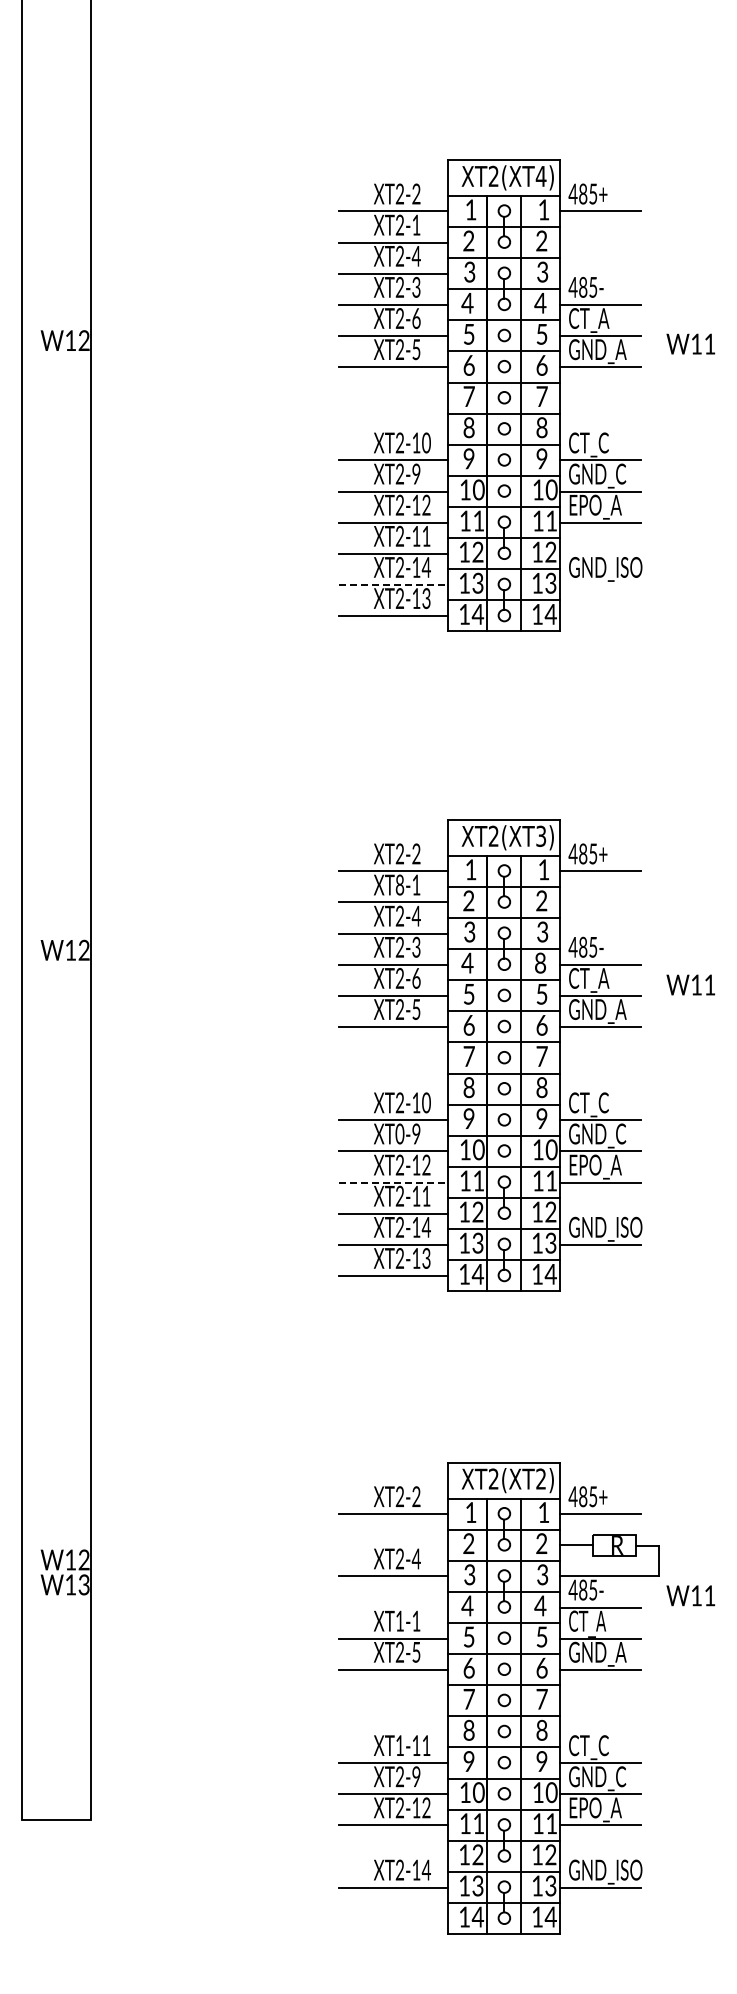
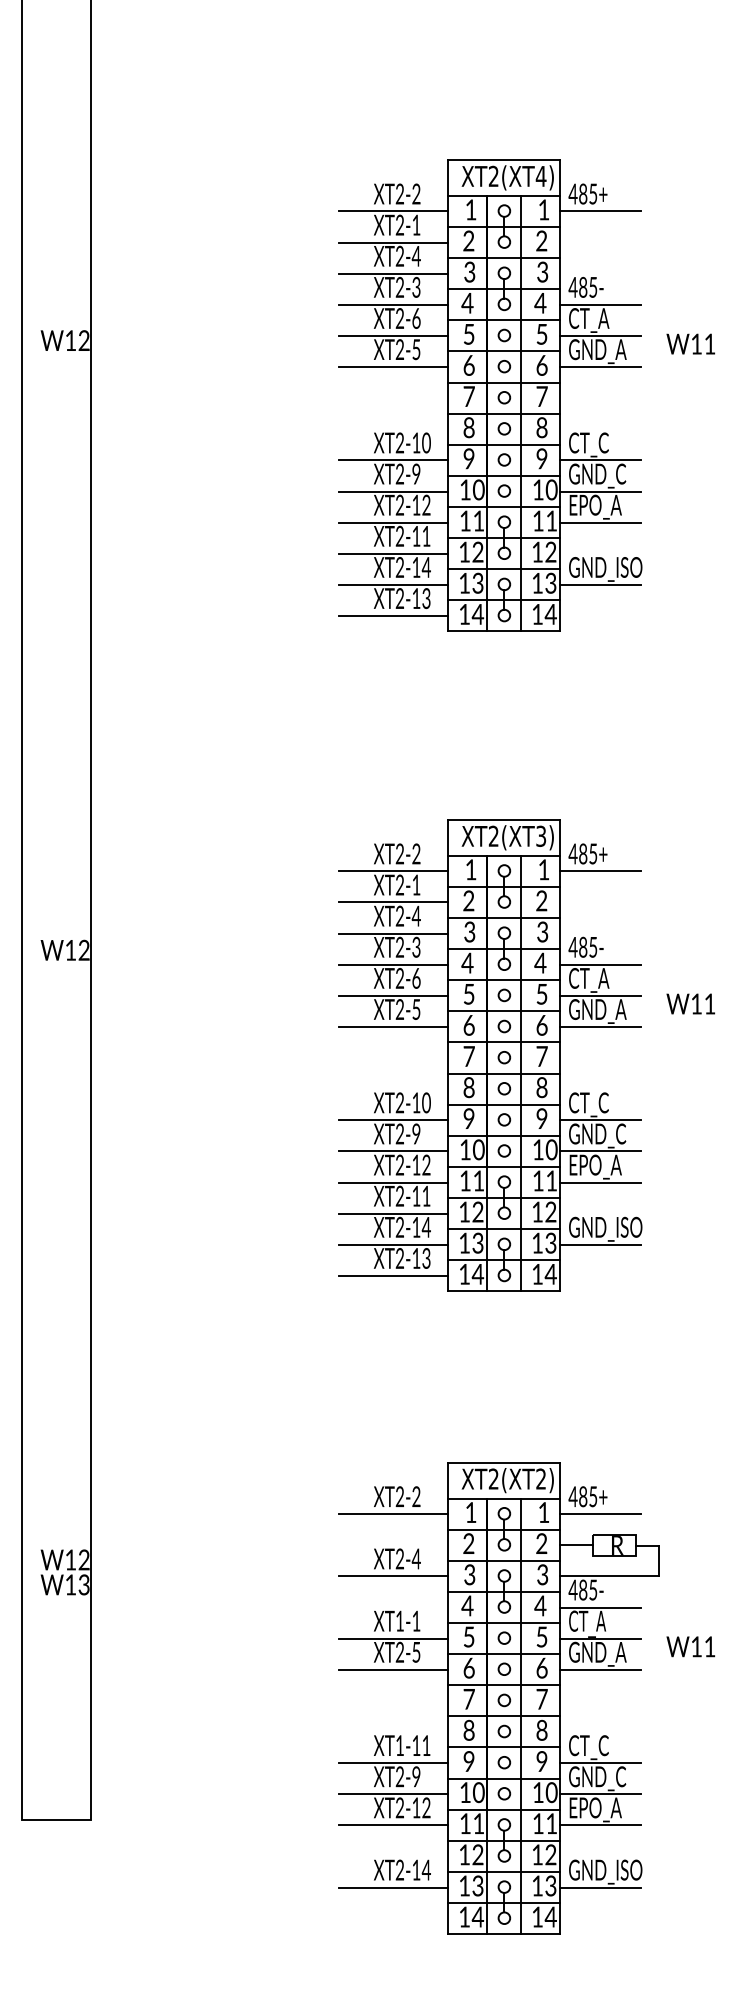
line: dashed -> solid (393, 584)
line: none -> present (600, 584)
text: XT8-1 -> XT2-1 (399, 885)
text: 8 -> 4 (540, 962)
text position: (690, 984) -> (690, 1003) (690, 1003)
text: XT0-9 -> XT2-9 (399, 1134)
line: dashed -> solid (393, 1182)
text position: (690, 1595) -> (690, 1646) (690, 1646)
